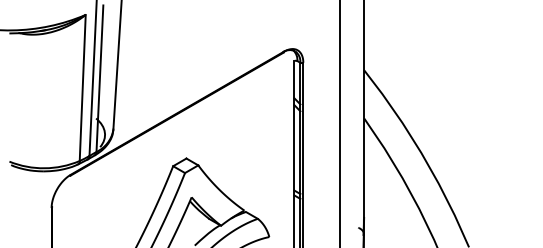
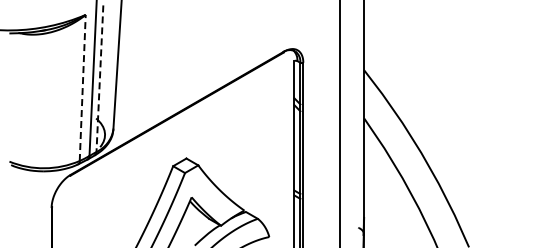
line: solid -> dashed (99, 79)
line: solid -> dashed (82, 87)
